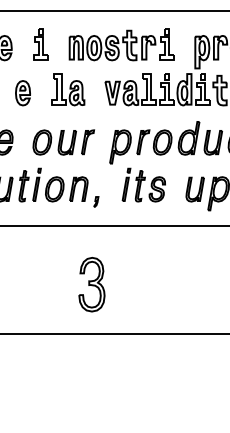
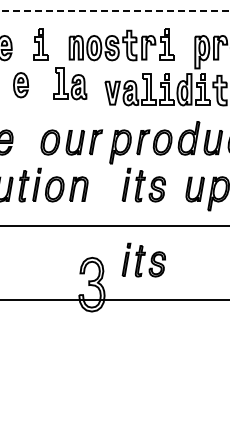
line: solid -> dashed (114, 11)
part position: (68, 89) -> (70, 83) (70, 83)
part position: (22, 93) -> (20, 85) (20, 85)
part position: (63, 142) -> (71, 142) (71, 142)
part: present -> none (96, 201)
part: none -> present (143, 259)
line position: (114, 333) -> (114, 299) (114, 299)
